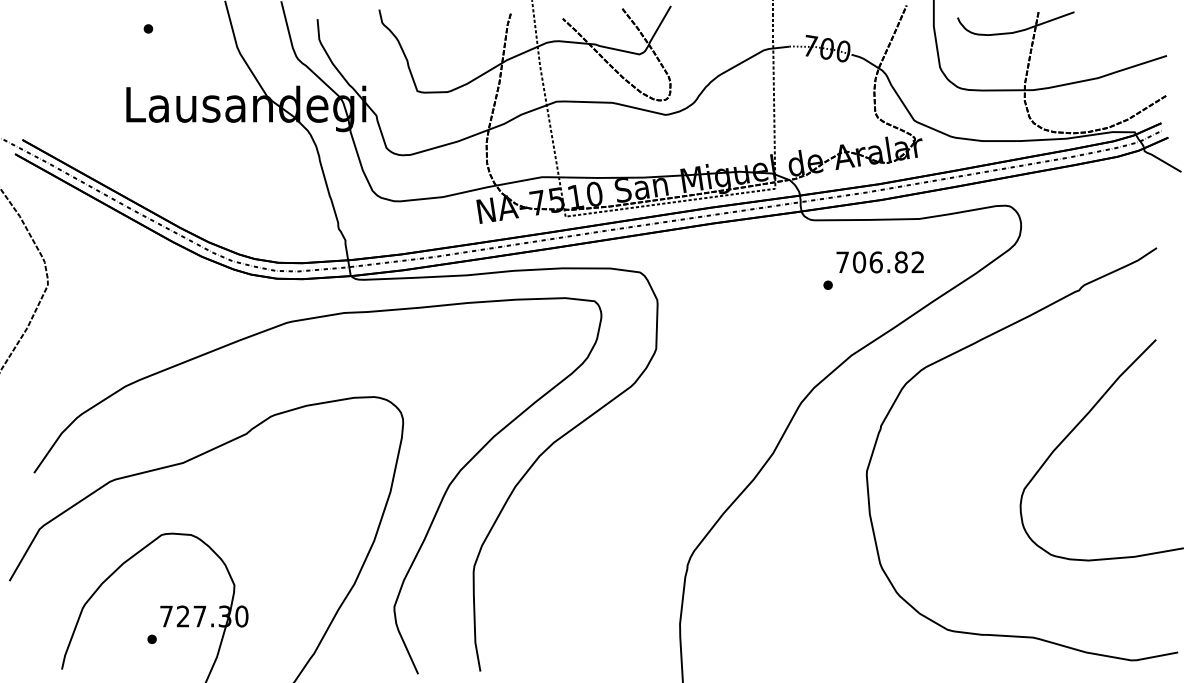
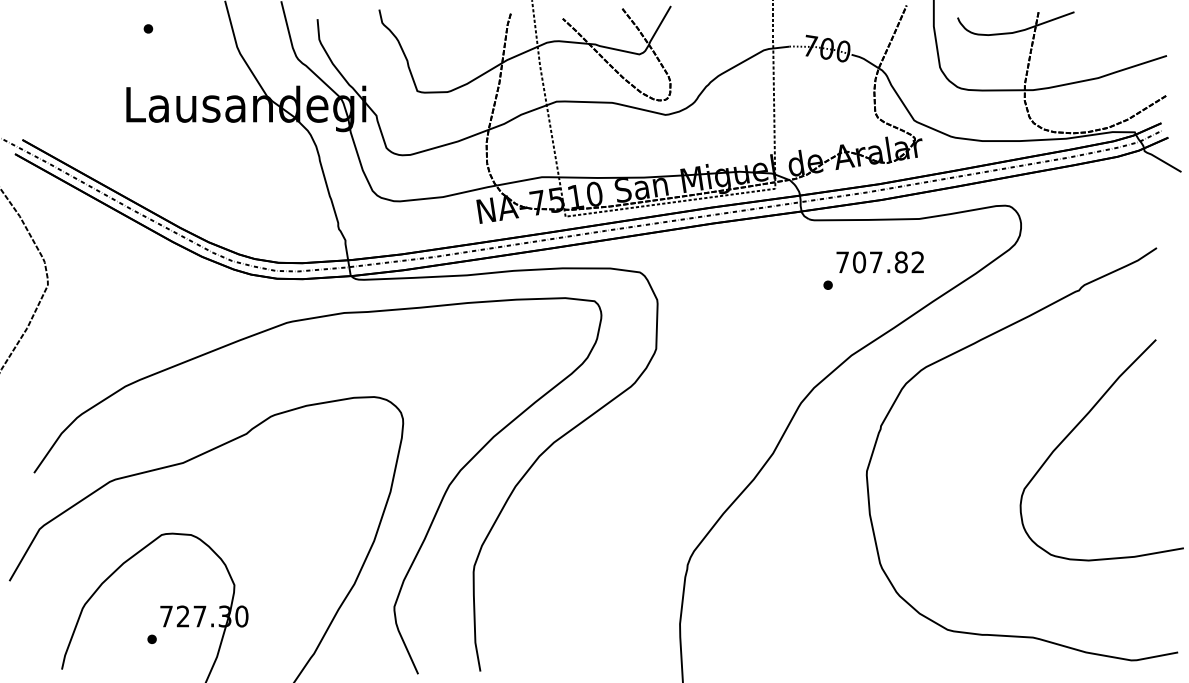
text: 706.82 -> 707.82 (875, 262)
